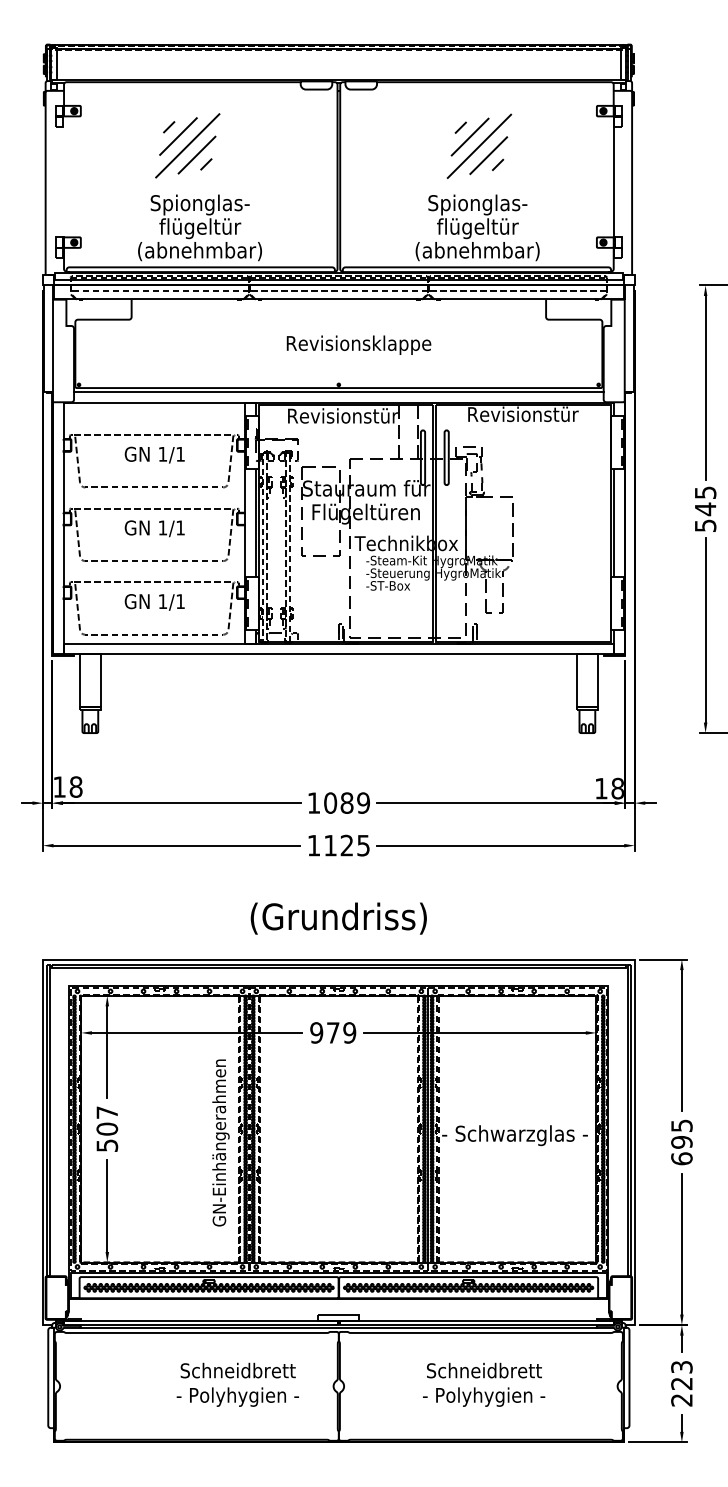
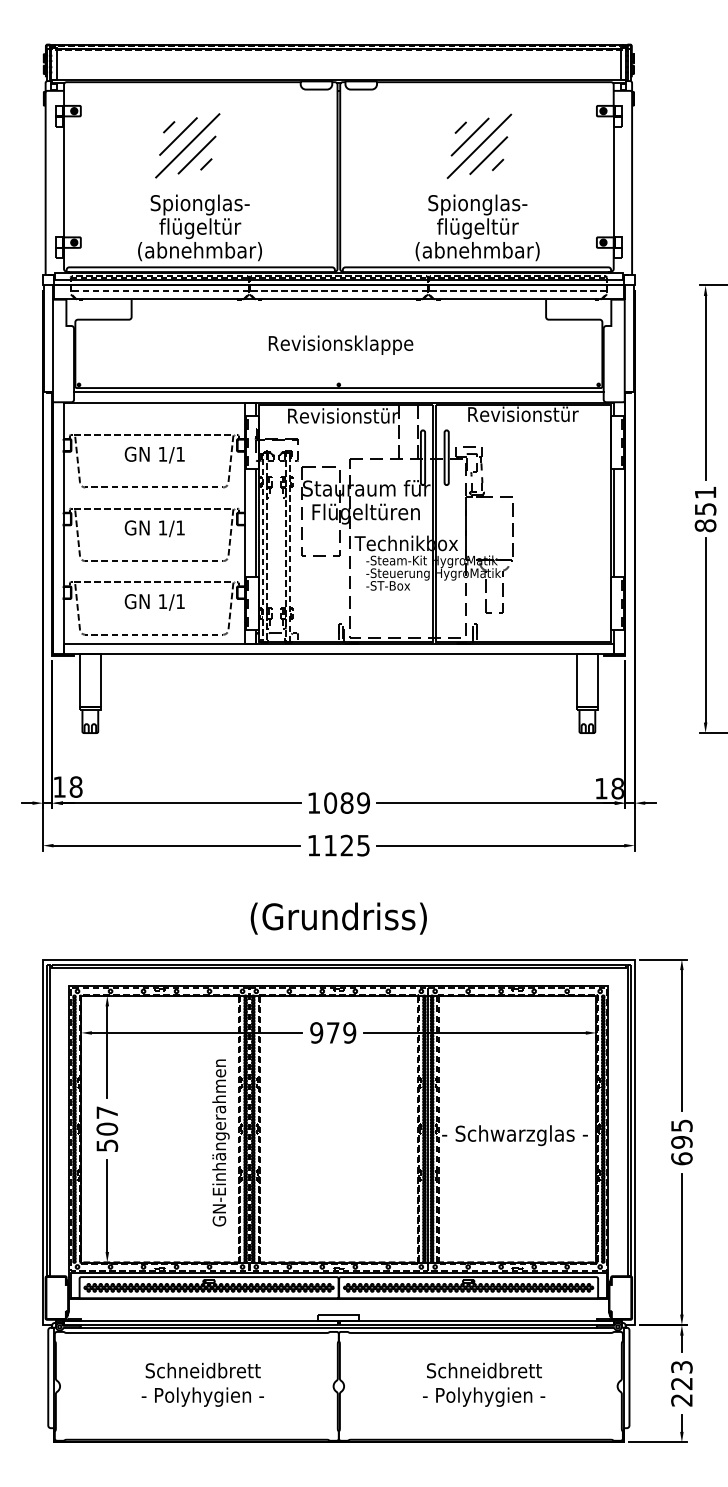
line: none -> present (64, 176)
text position: (358, 344) -> (340, 344) (340, 344)
text: 545 -> 851 (705, 509)
text position: (237, 1384) -> (202, 1384) (202, 1384)
